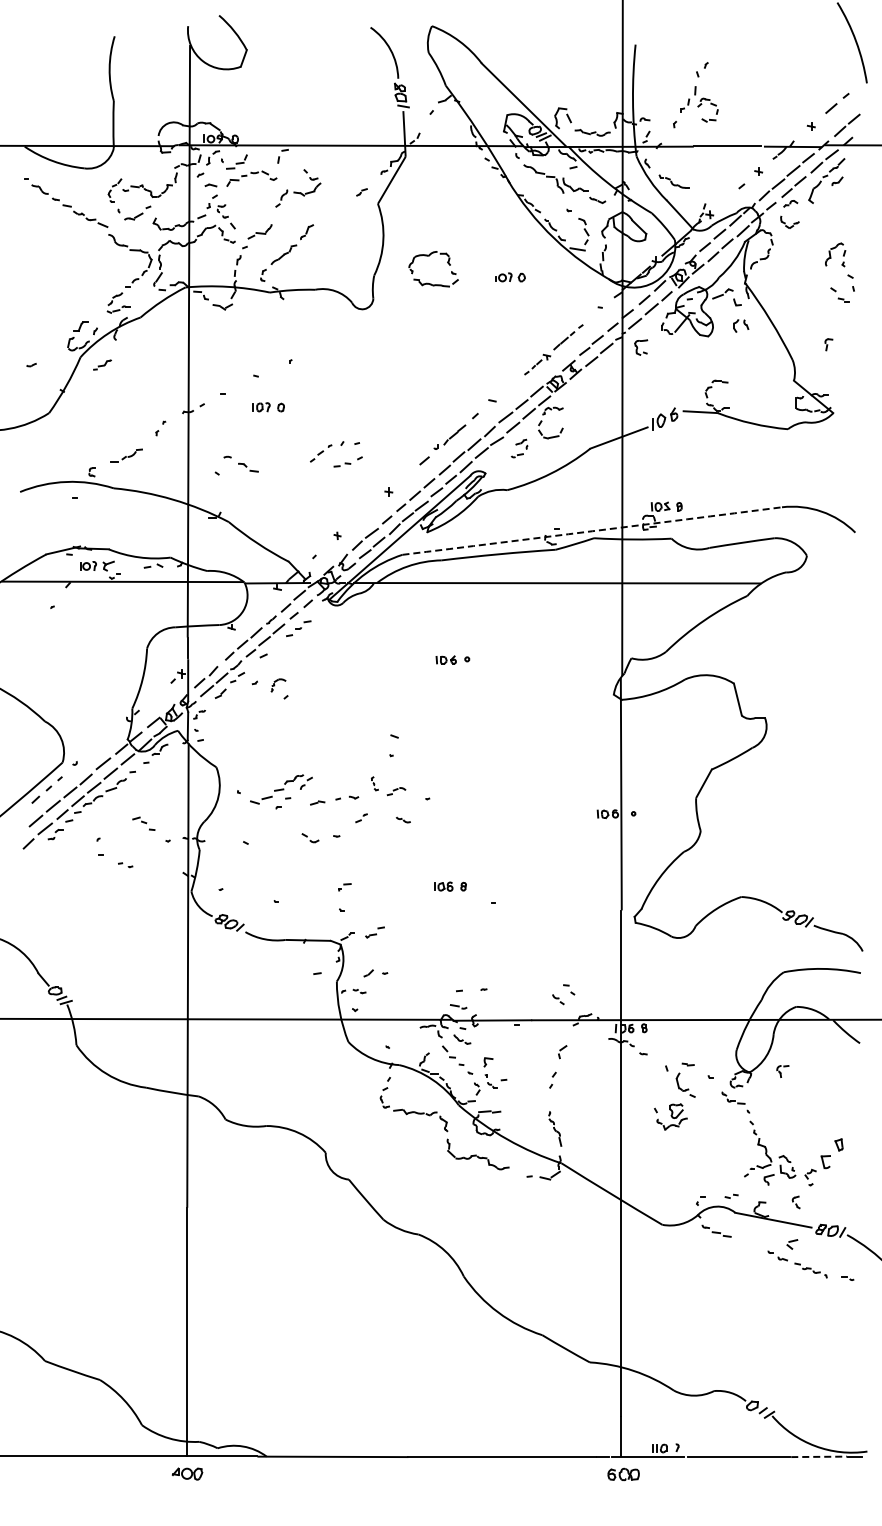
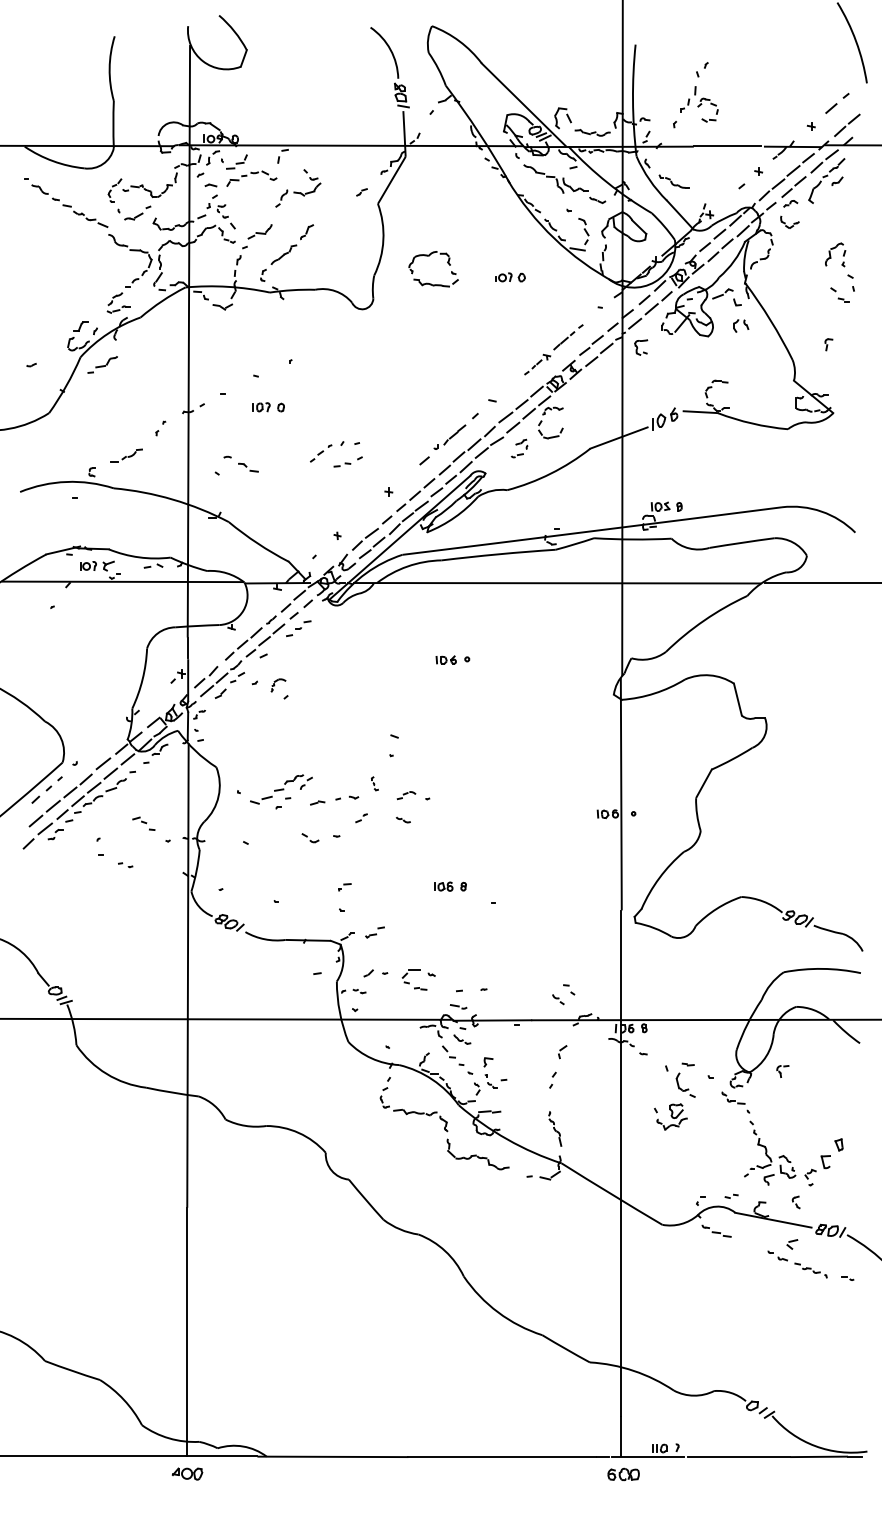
part size: 19x12 px -> 31x18 px (102, 364)
arc: dashed -> solid (592, 531)
line: none -> present (821, 582)
part position: (396, 791) -> (406, 795) (406, 795)
part: none -> present (418, 987)
line: dashed -> solid (819, 1456)
